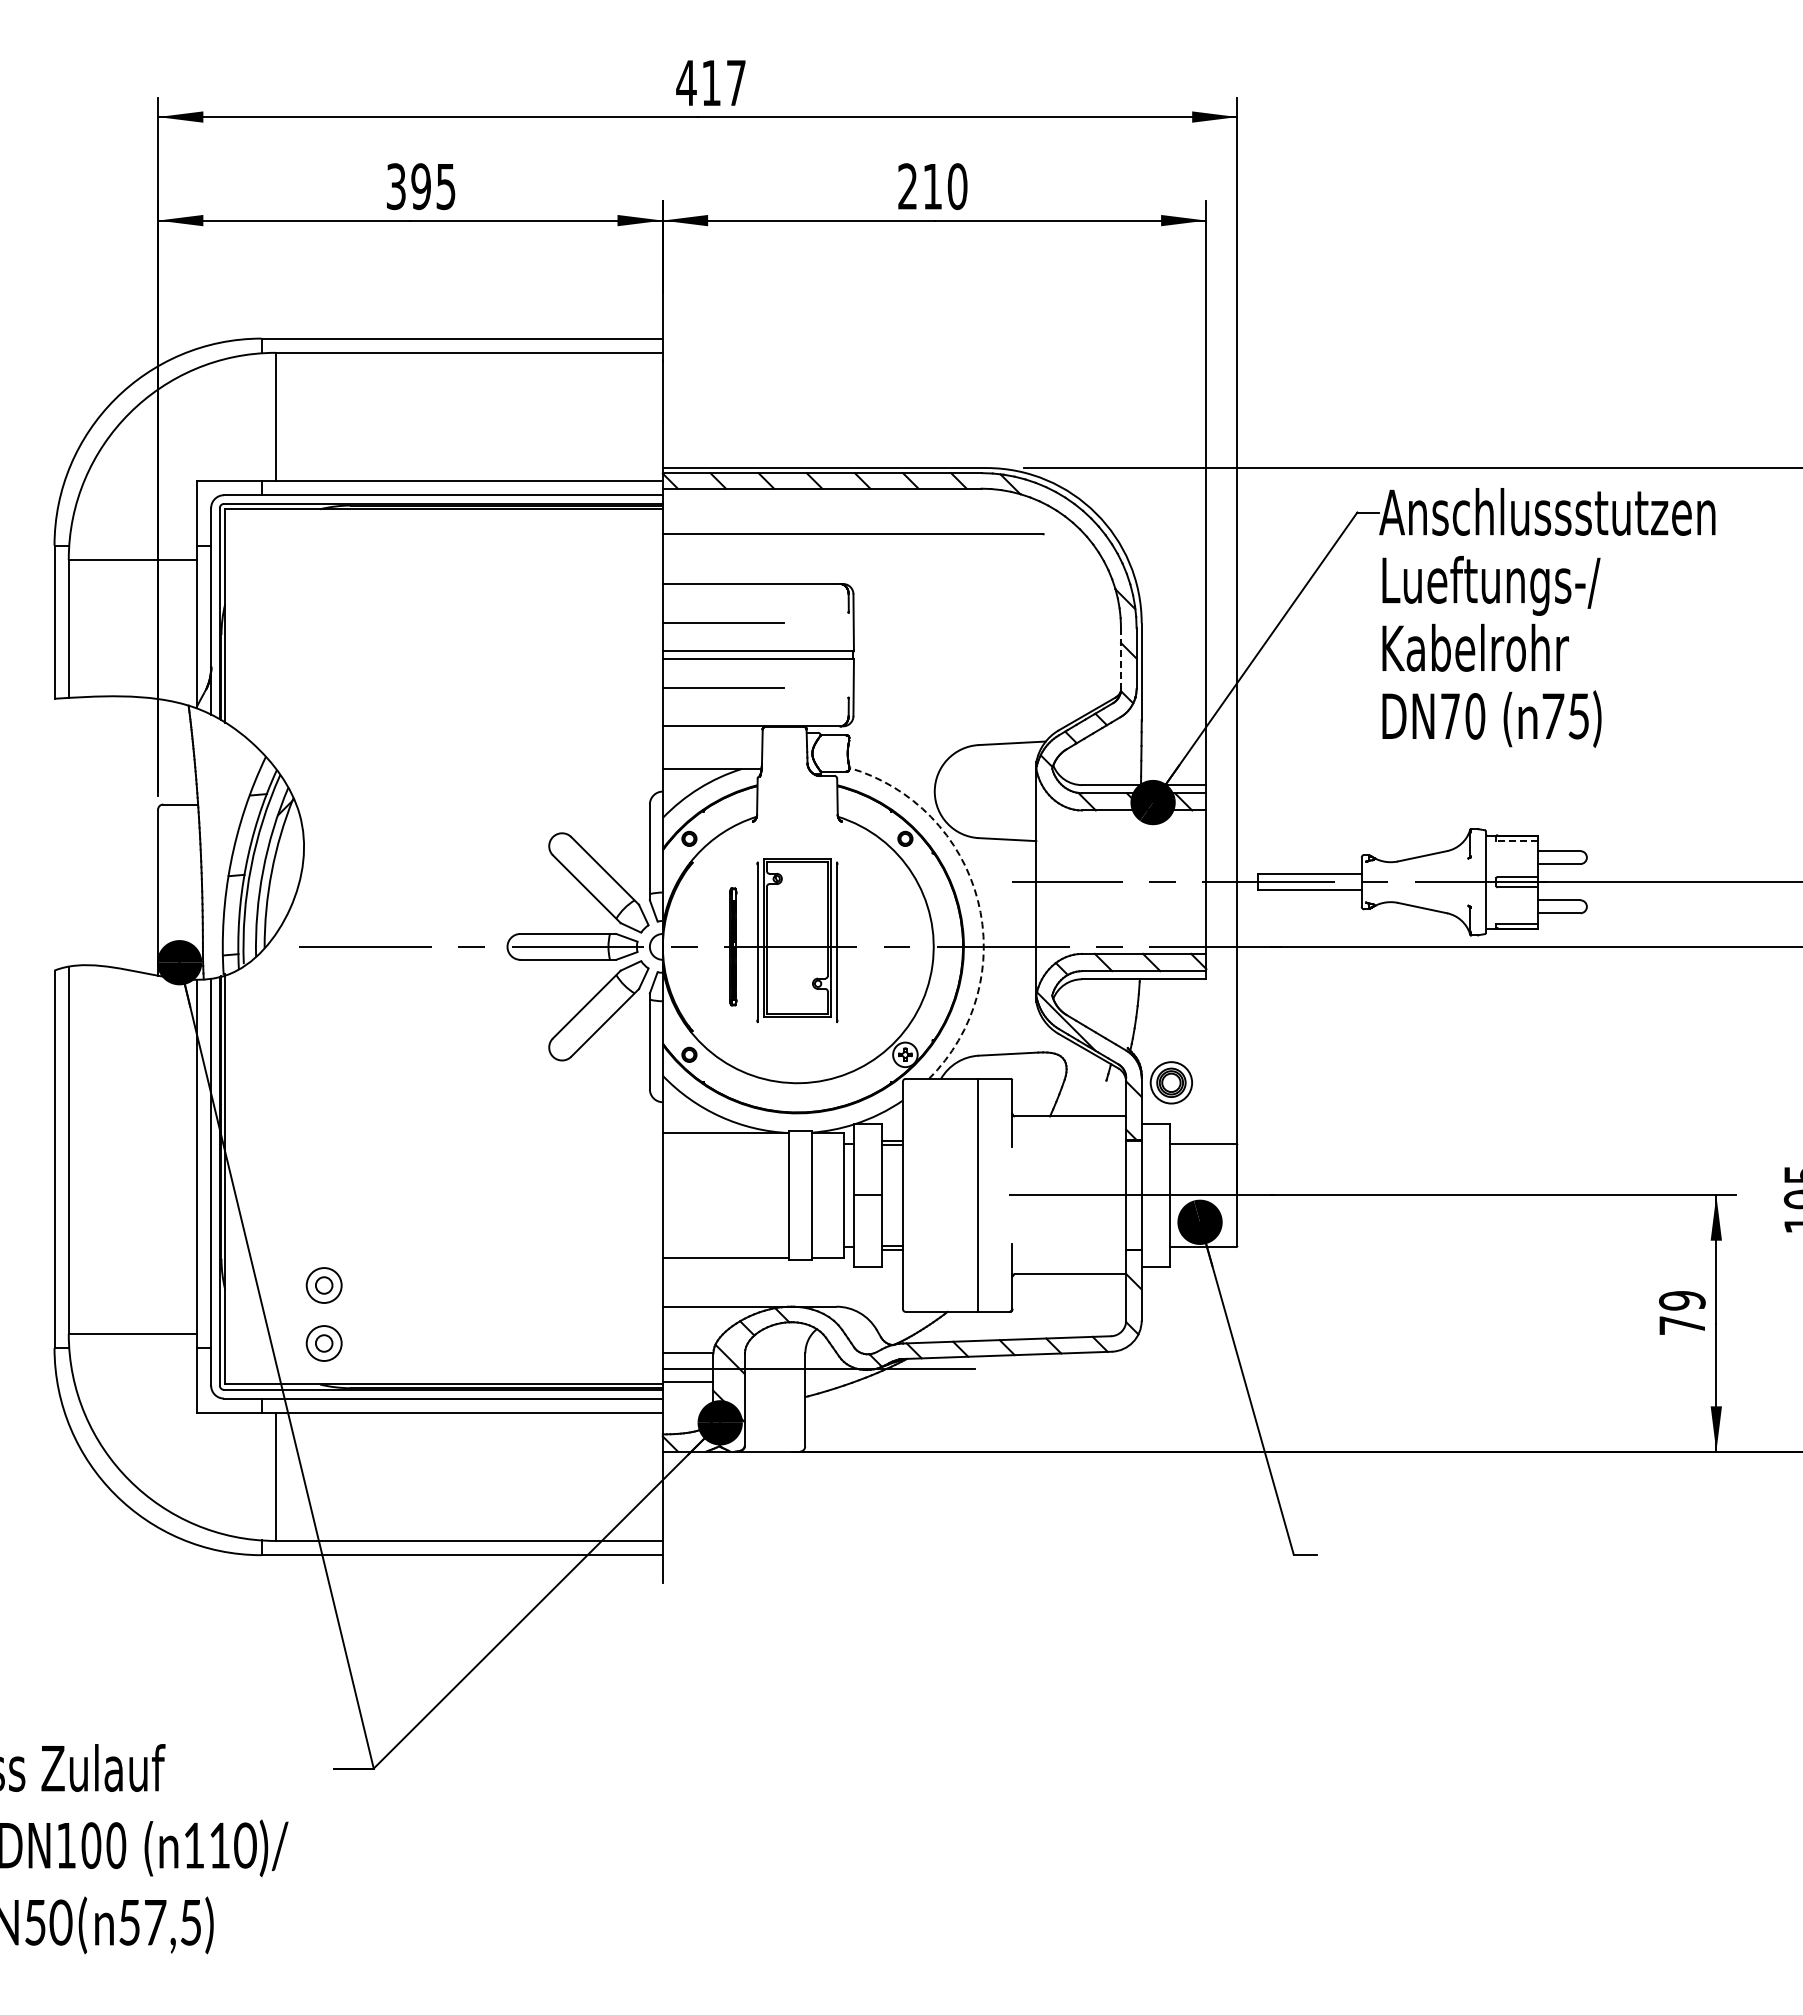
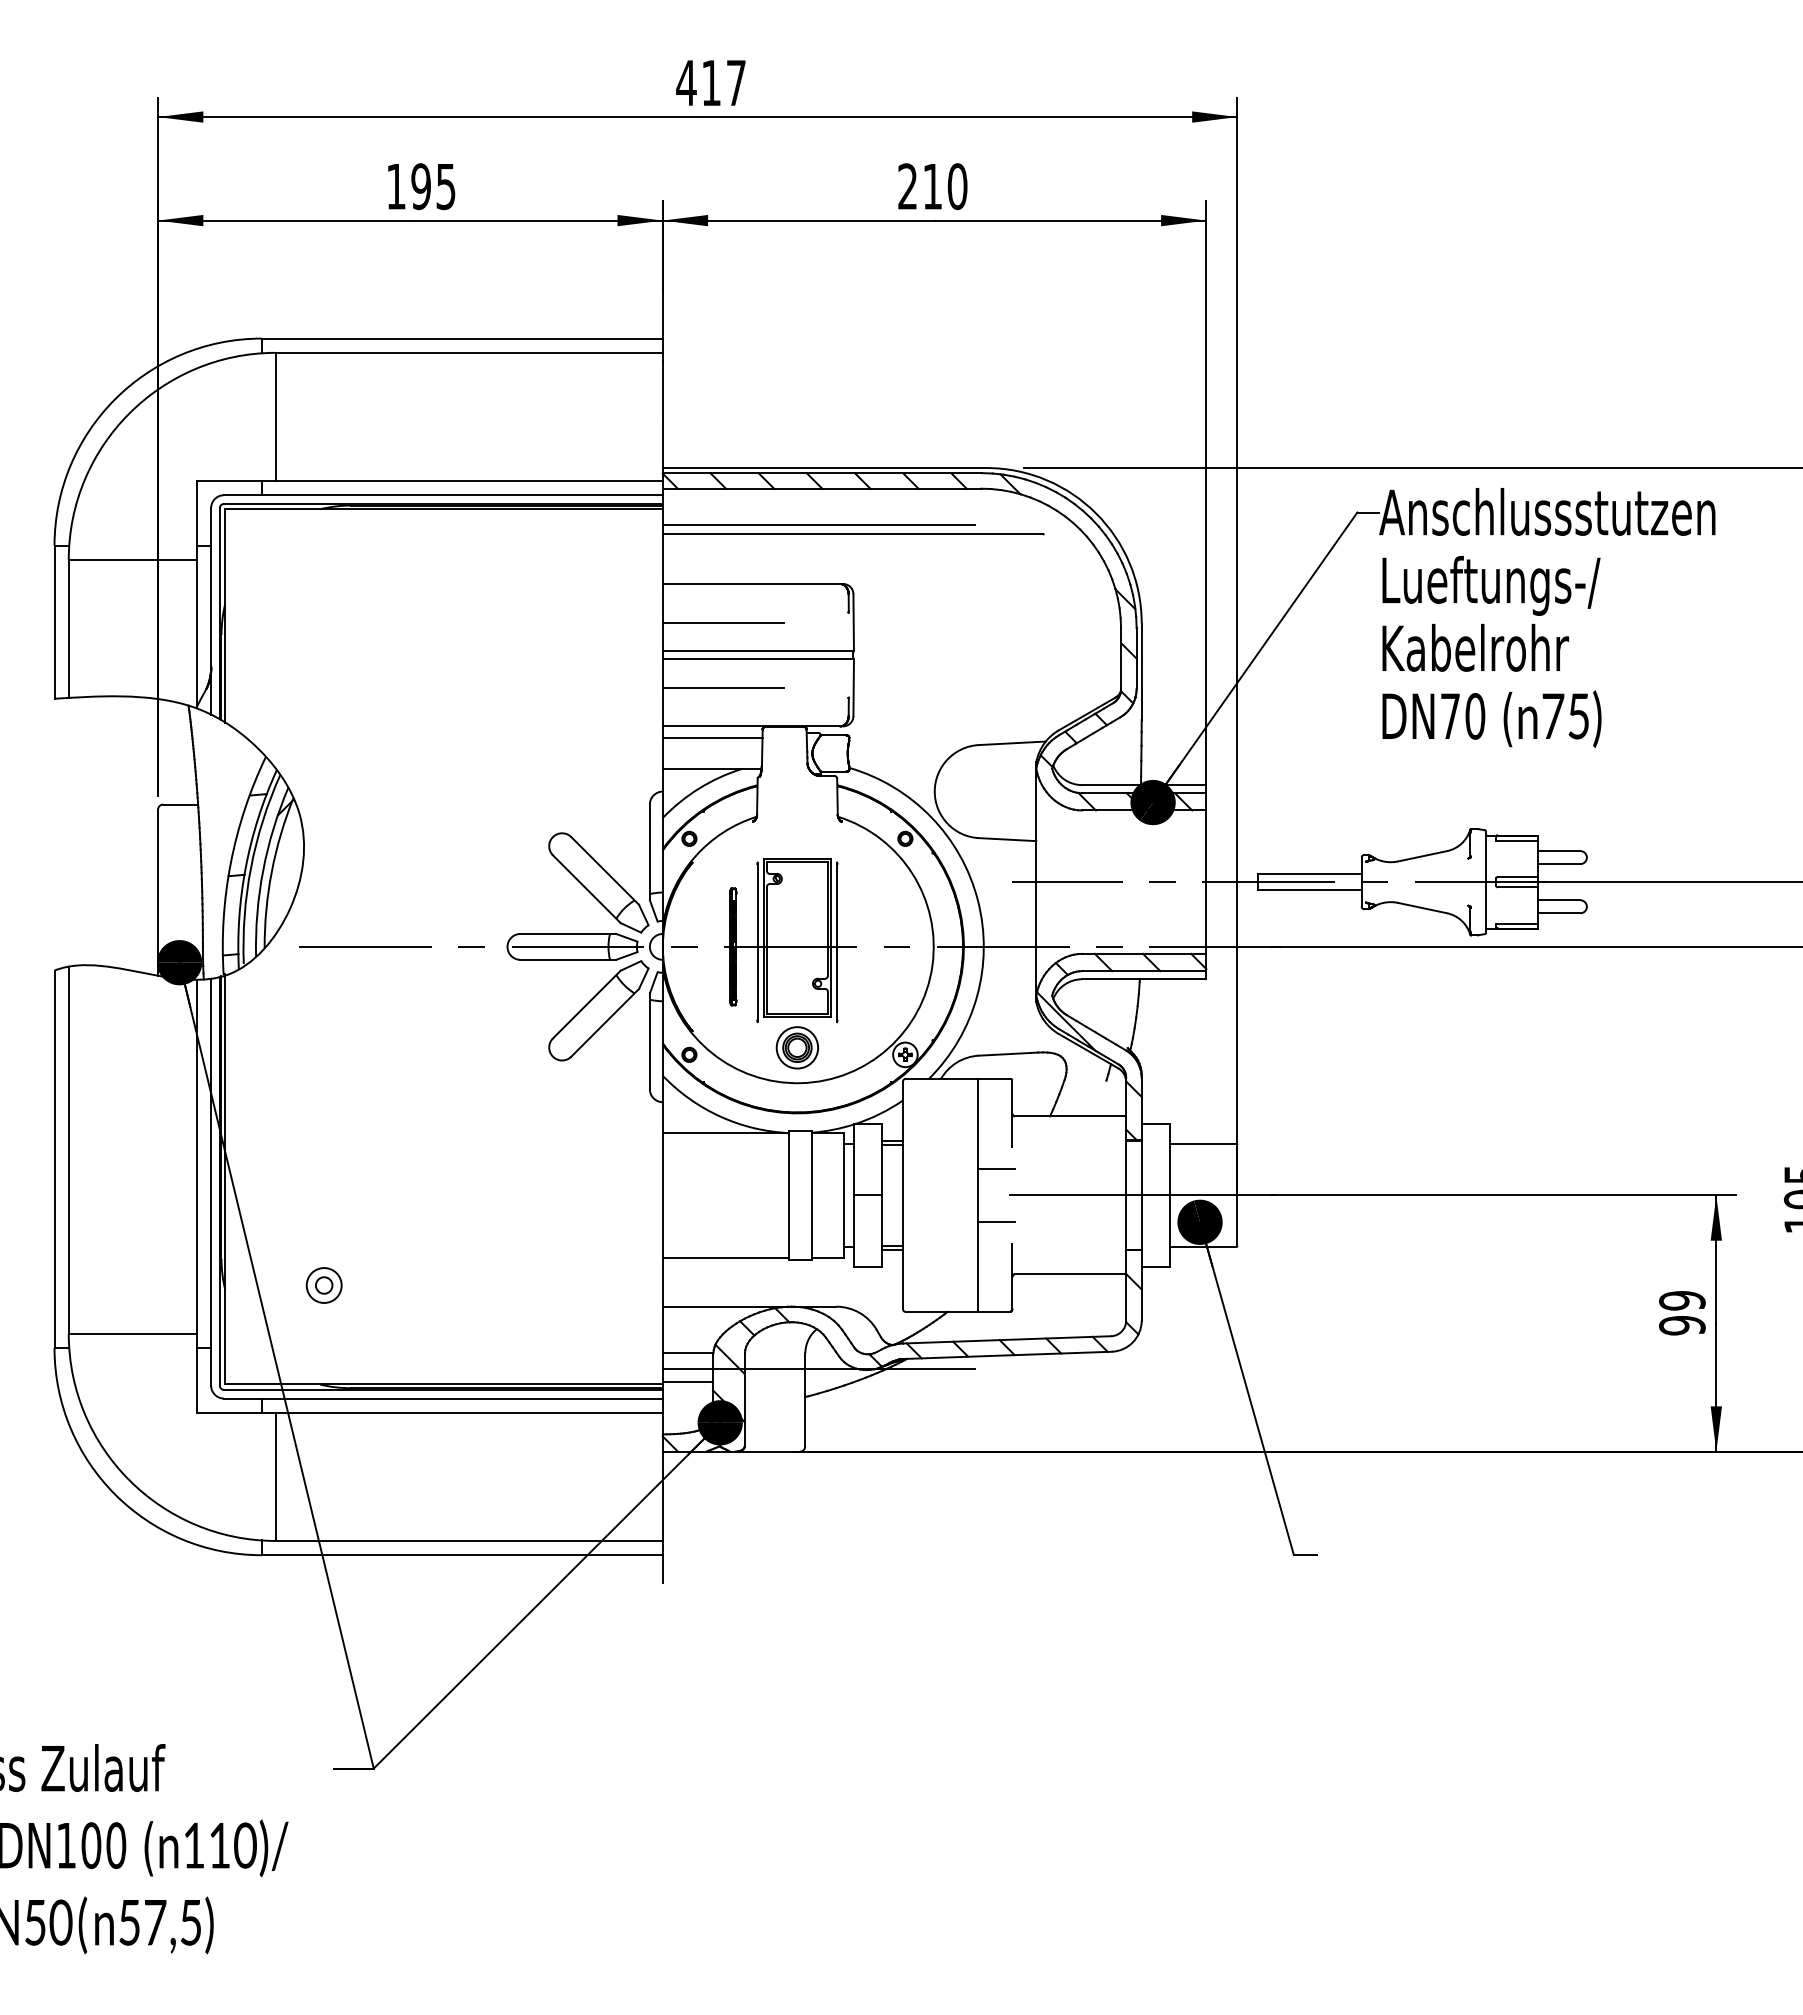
text: 395 -> 195 (396, 186)
line: none -> present (818, 524)
line: dashed -> solid (1121, 659)
line: none -> present (712, 738)
line: dashed -> solid (1517, 840)
arc: dashed -> solid (977, 900)
part position: (1170, 1082) -> (796, 1047) (796, 1047)
line: none -> present (996, 1168)
line: none -> present (996, 1221)
text: 79 -> 99 (1682, 1325)
part: present -> none (323, 1343)
